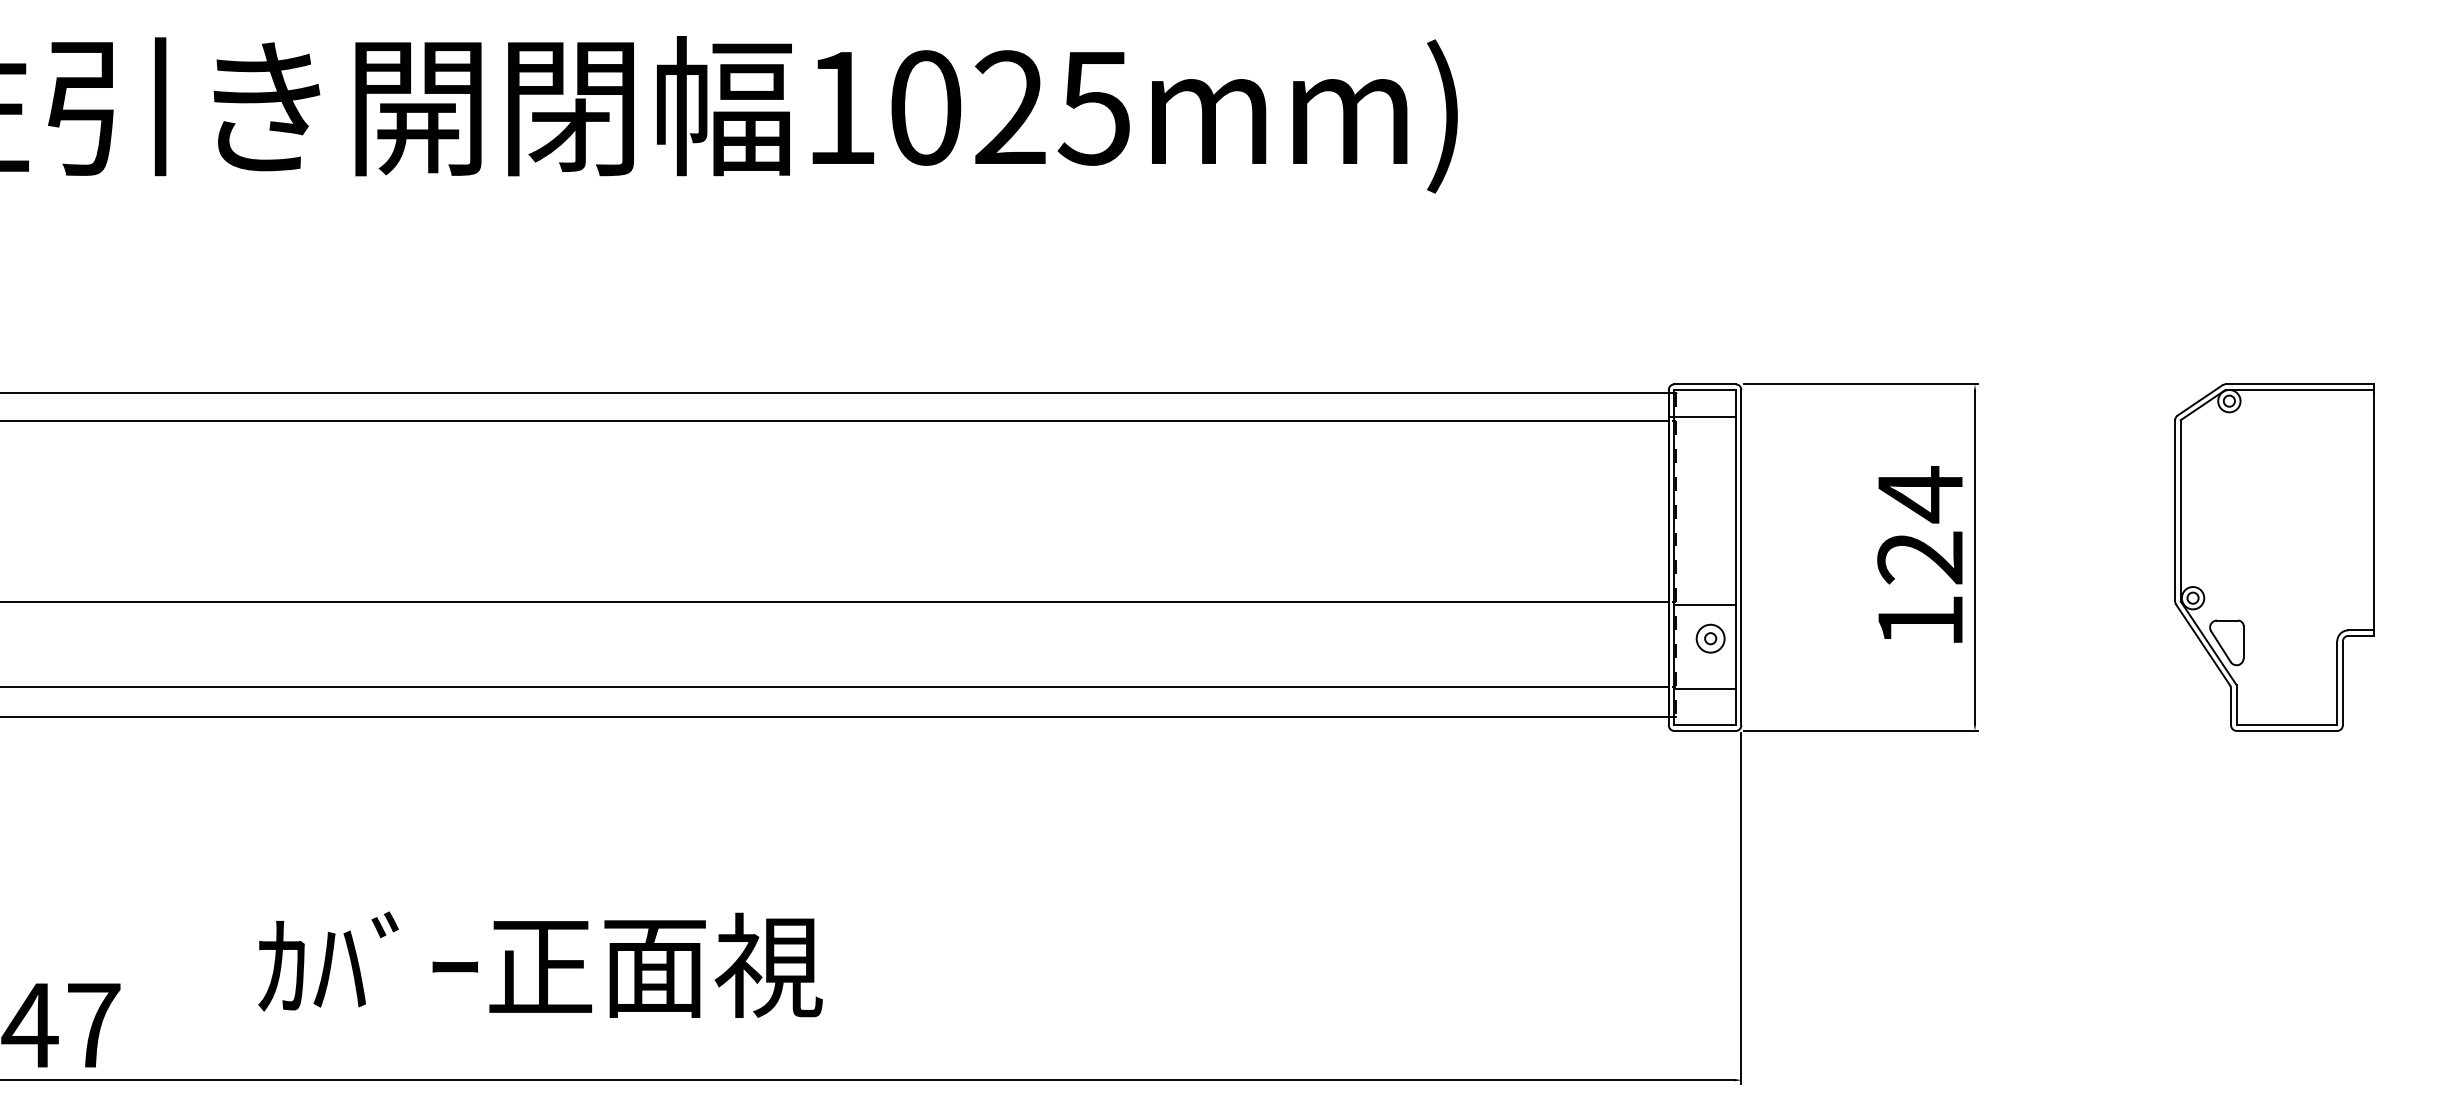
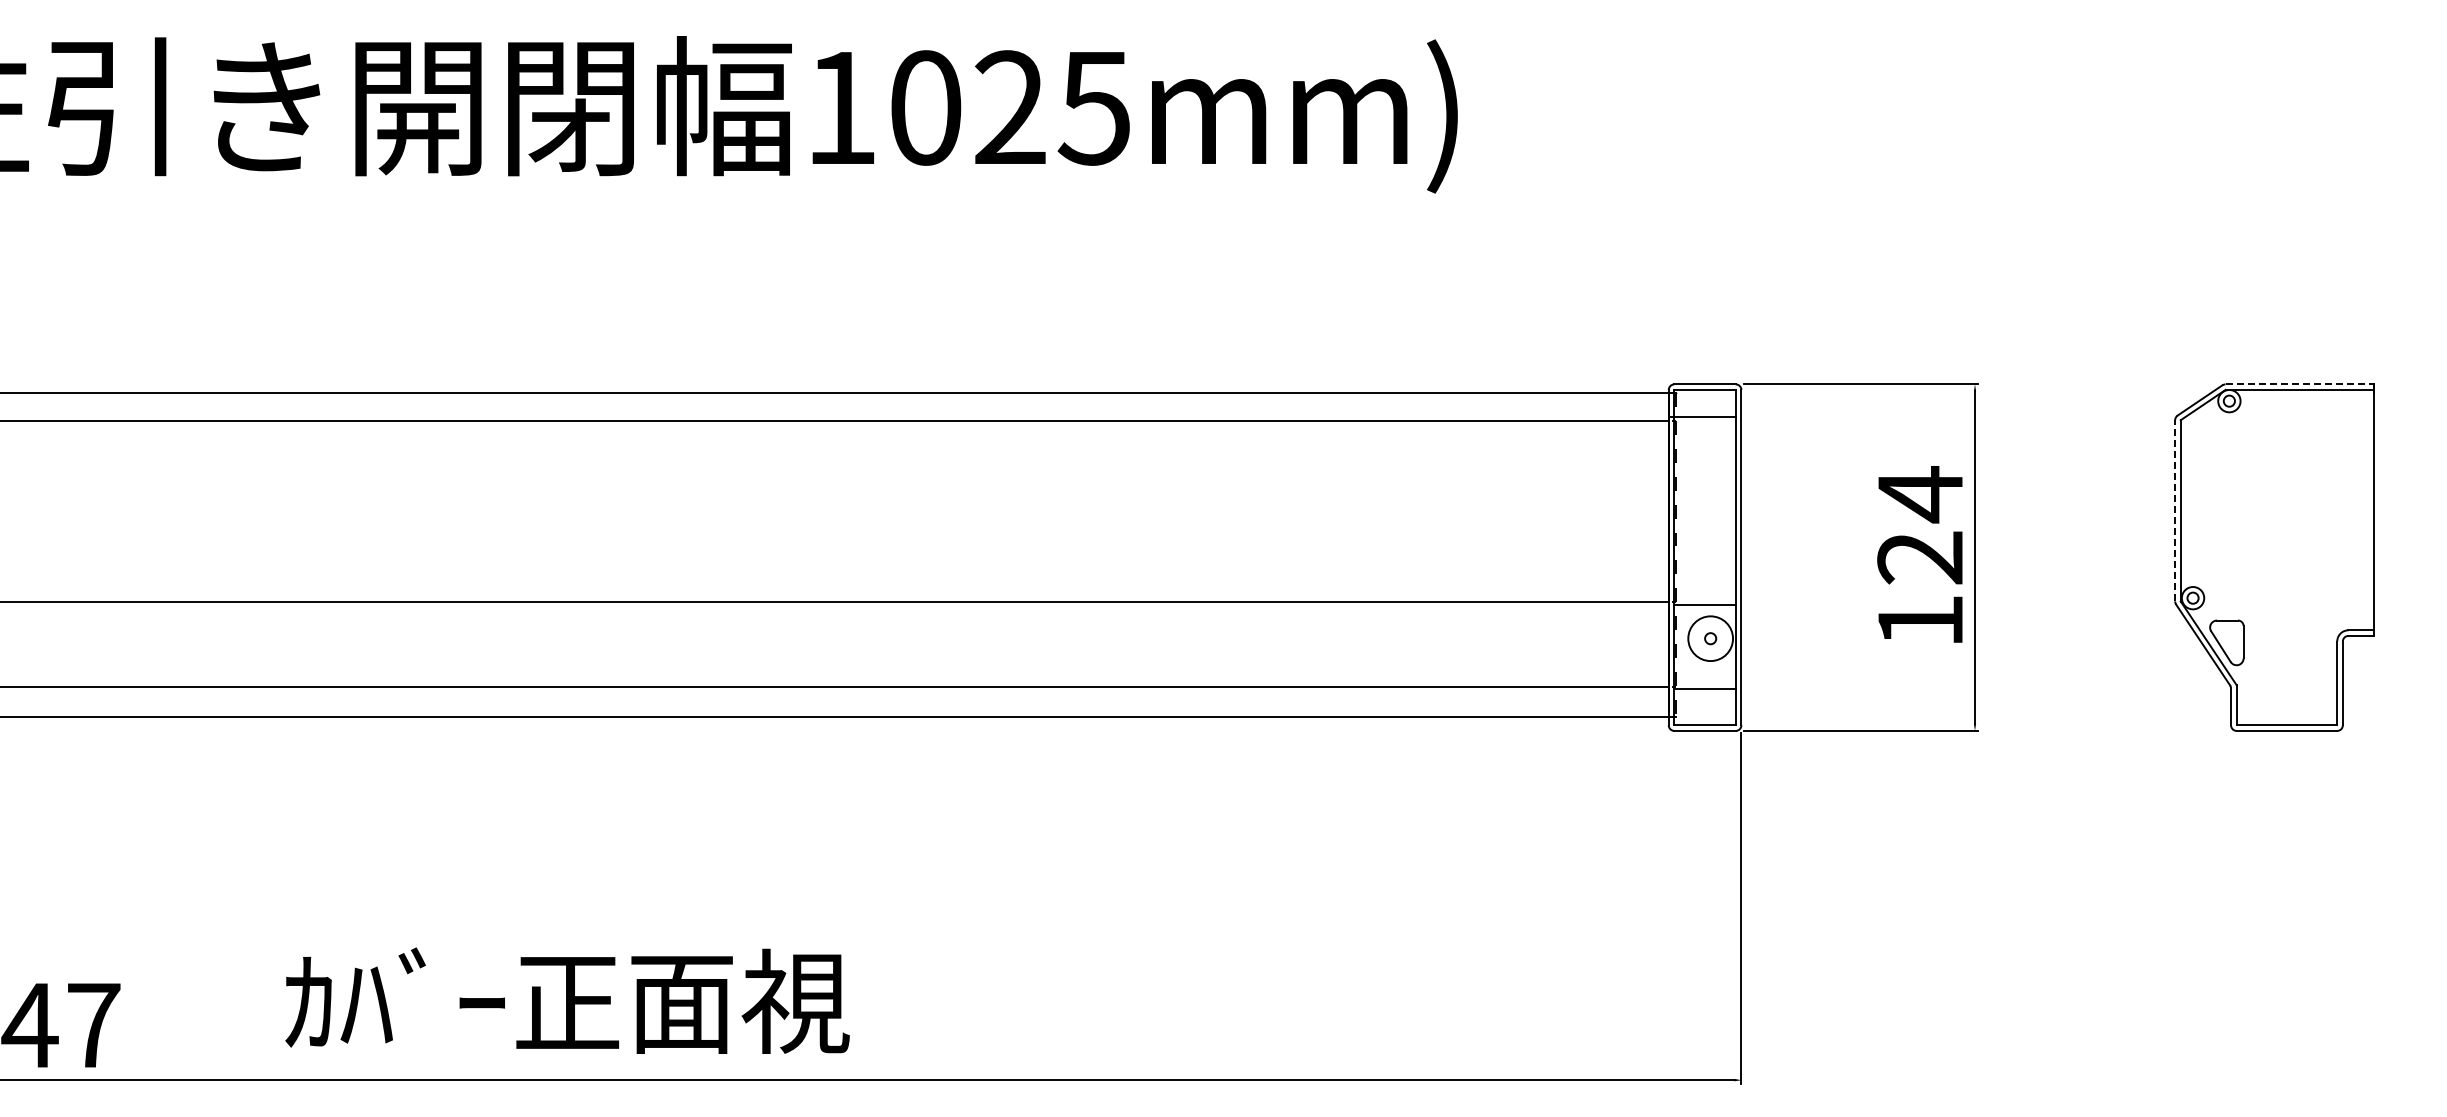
line: solid -> dashed (2300, 384)
line: solid -> dashed (2175, 510)
circle diameter: 28 px -> 45 px (1710, 638)
text position: (540, 964) -> (567, 1000) (567, 1000)
